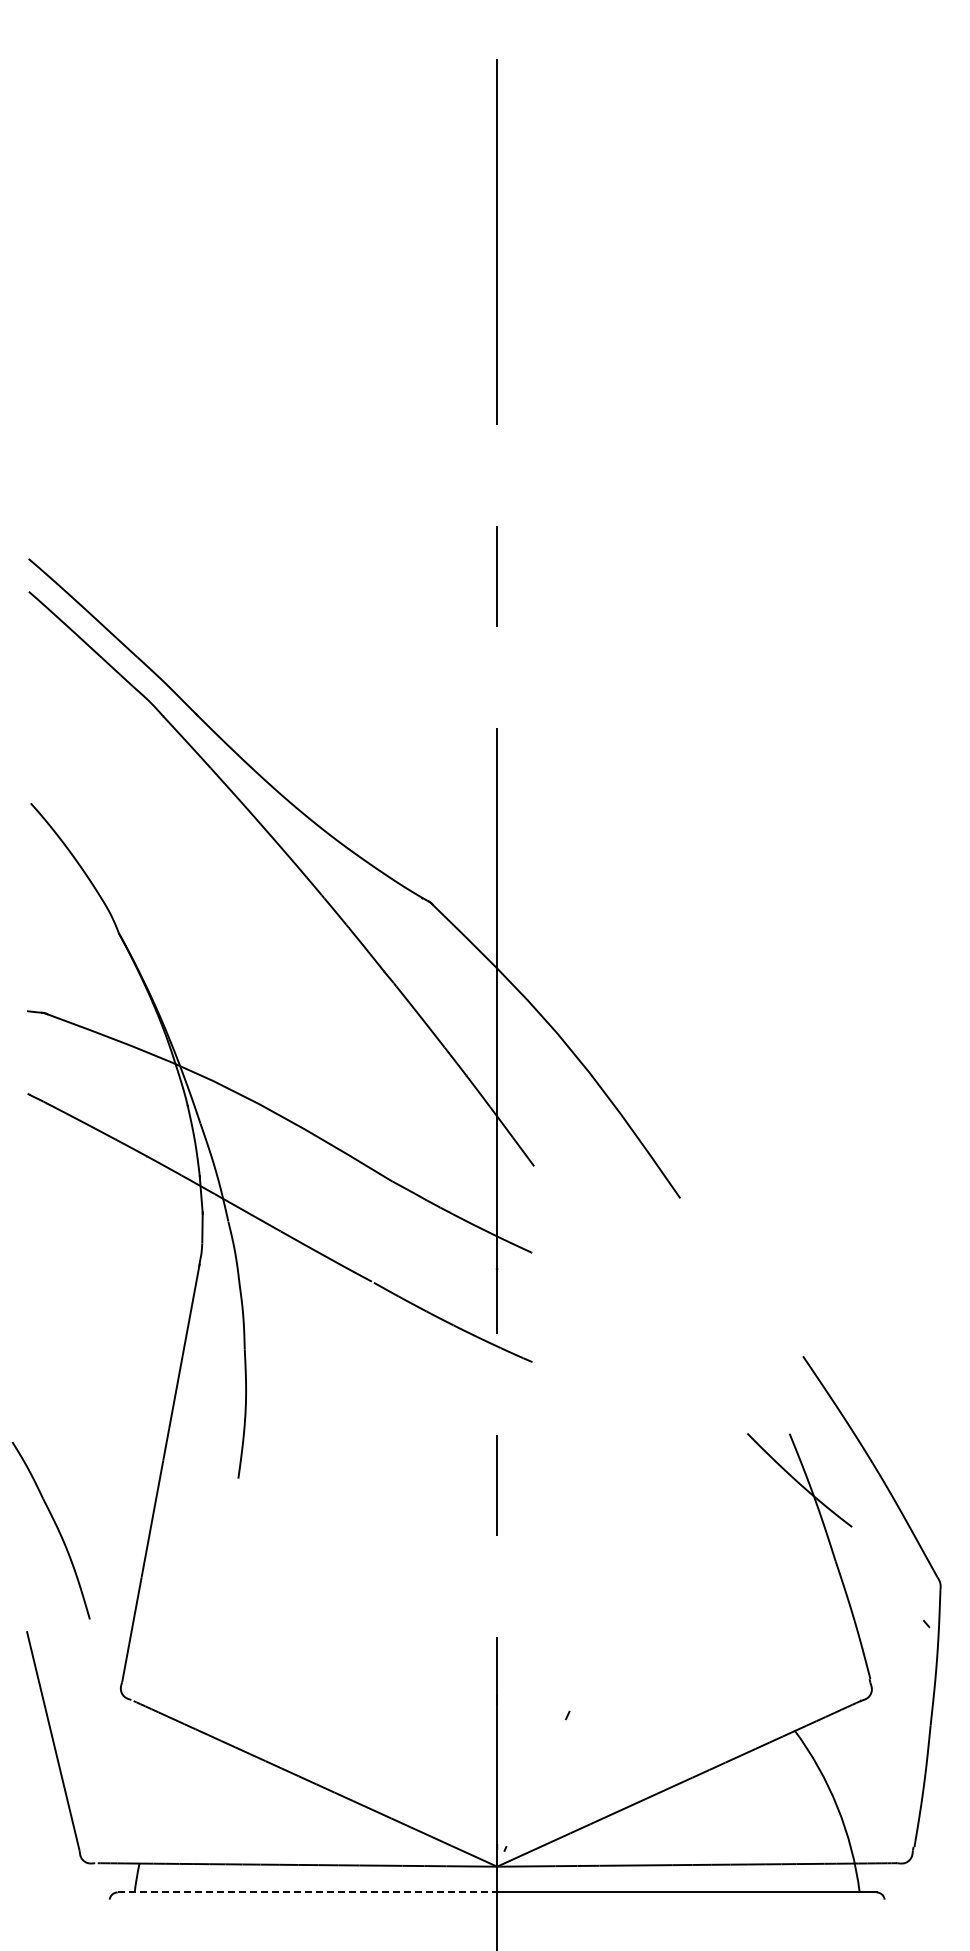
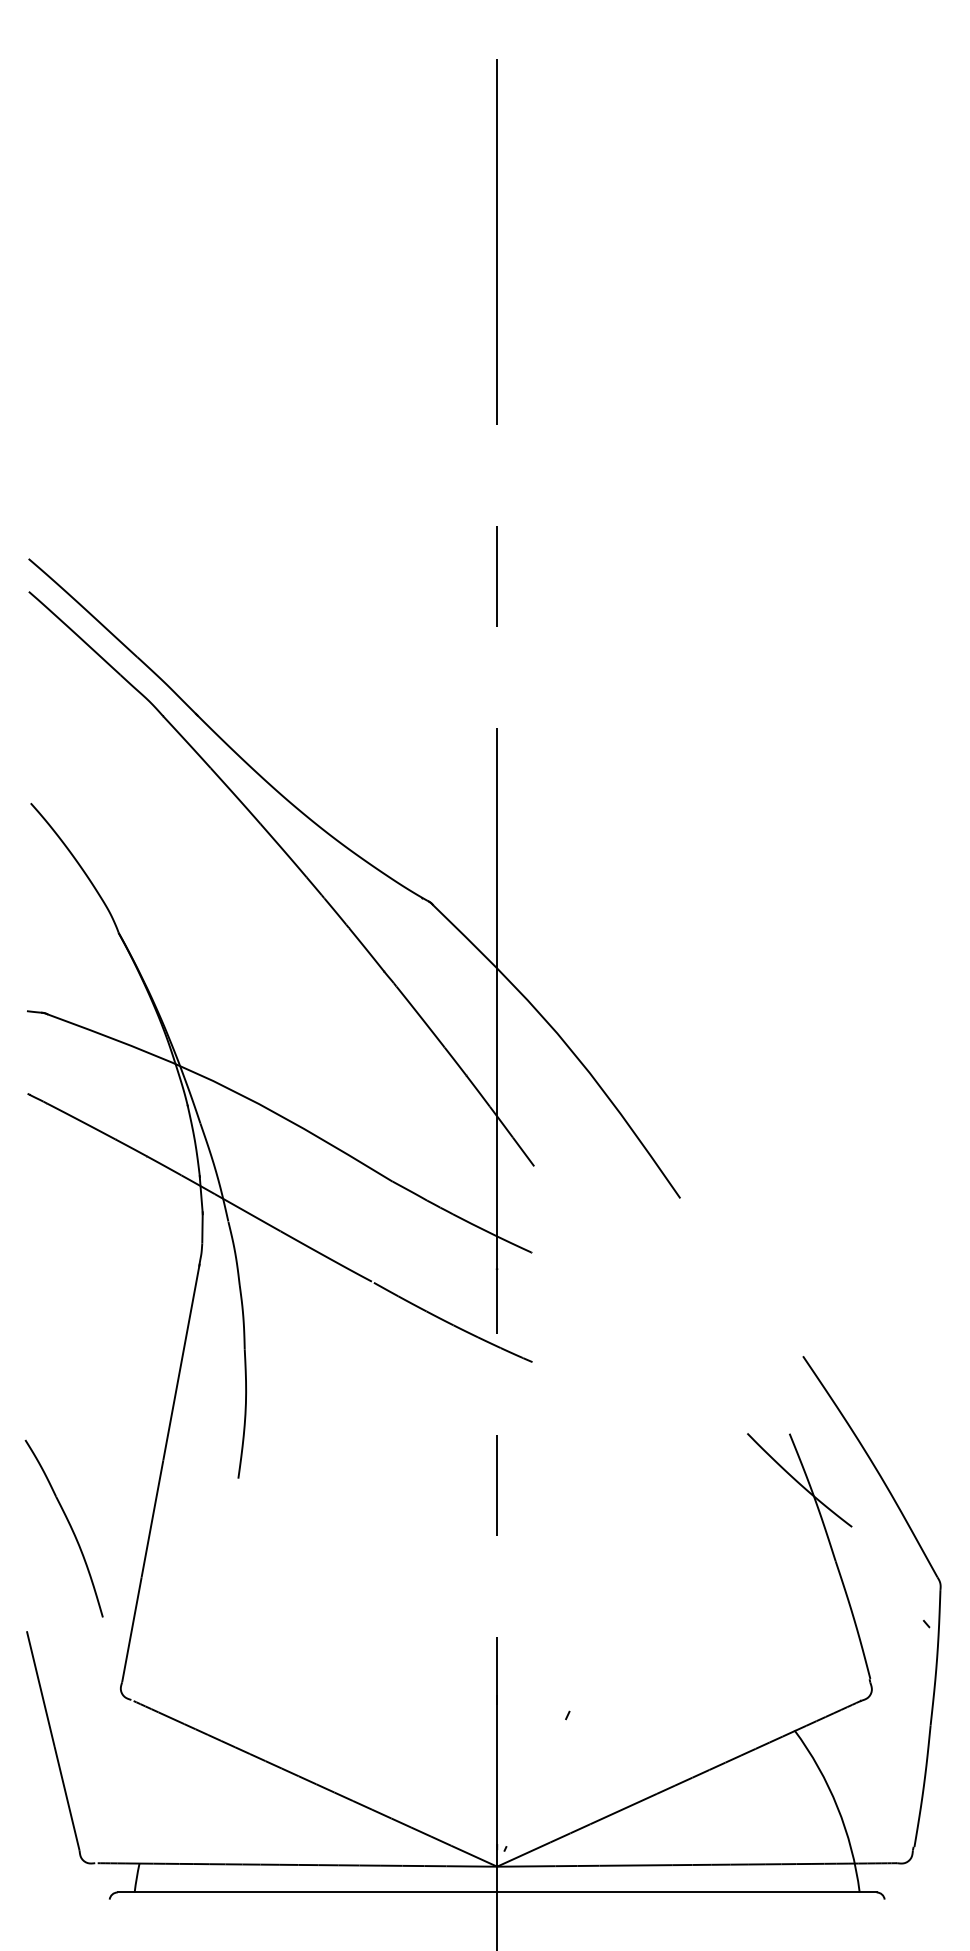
part position: (56, 1528) -> (69, 1526) (69, 1526)
line: dashed -> solid (307, 1892)
